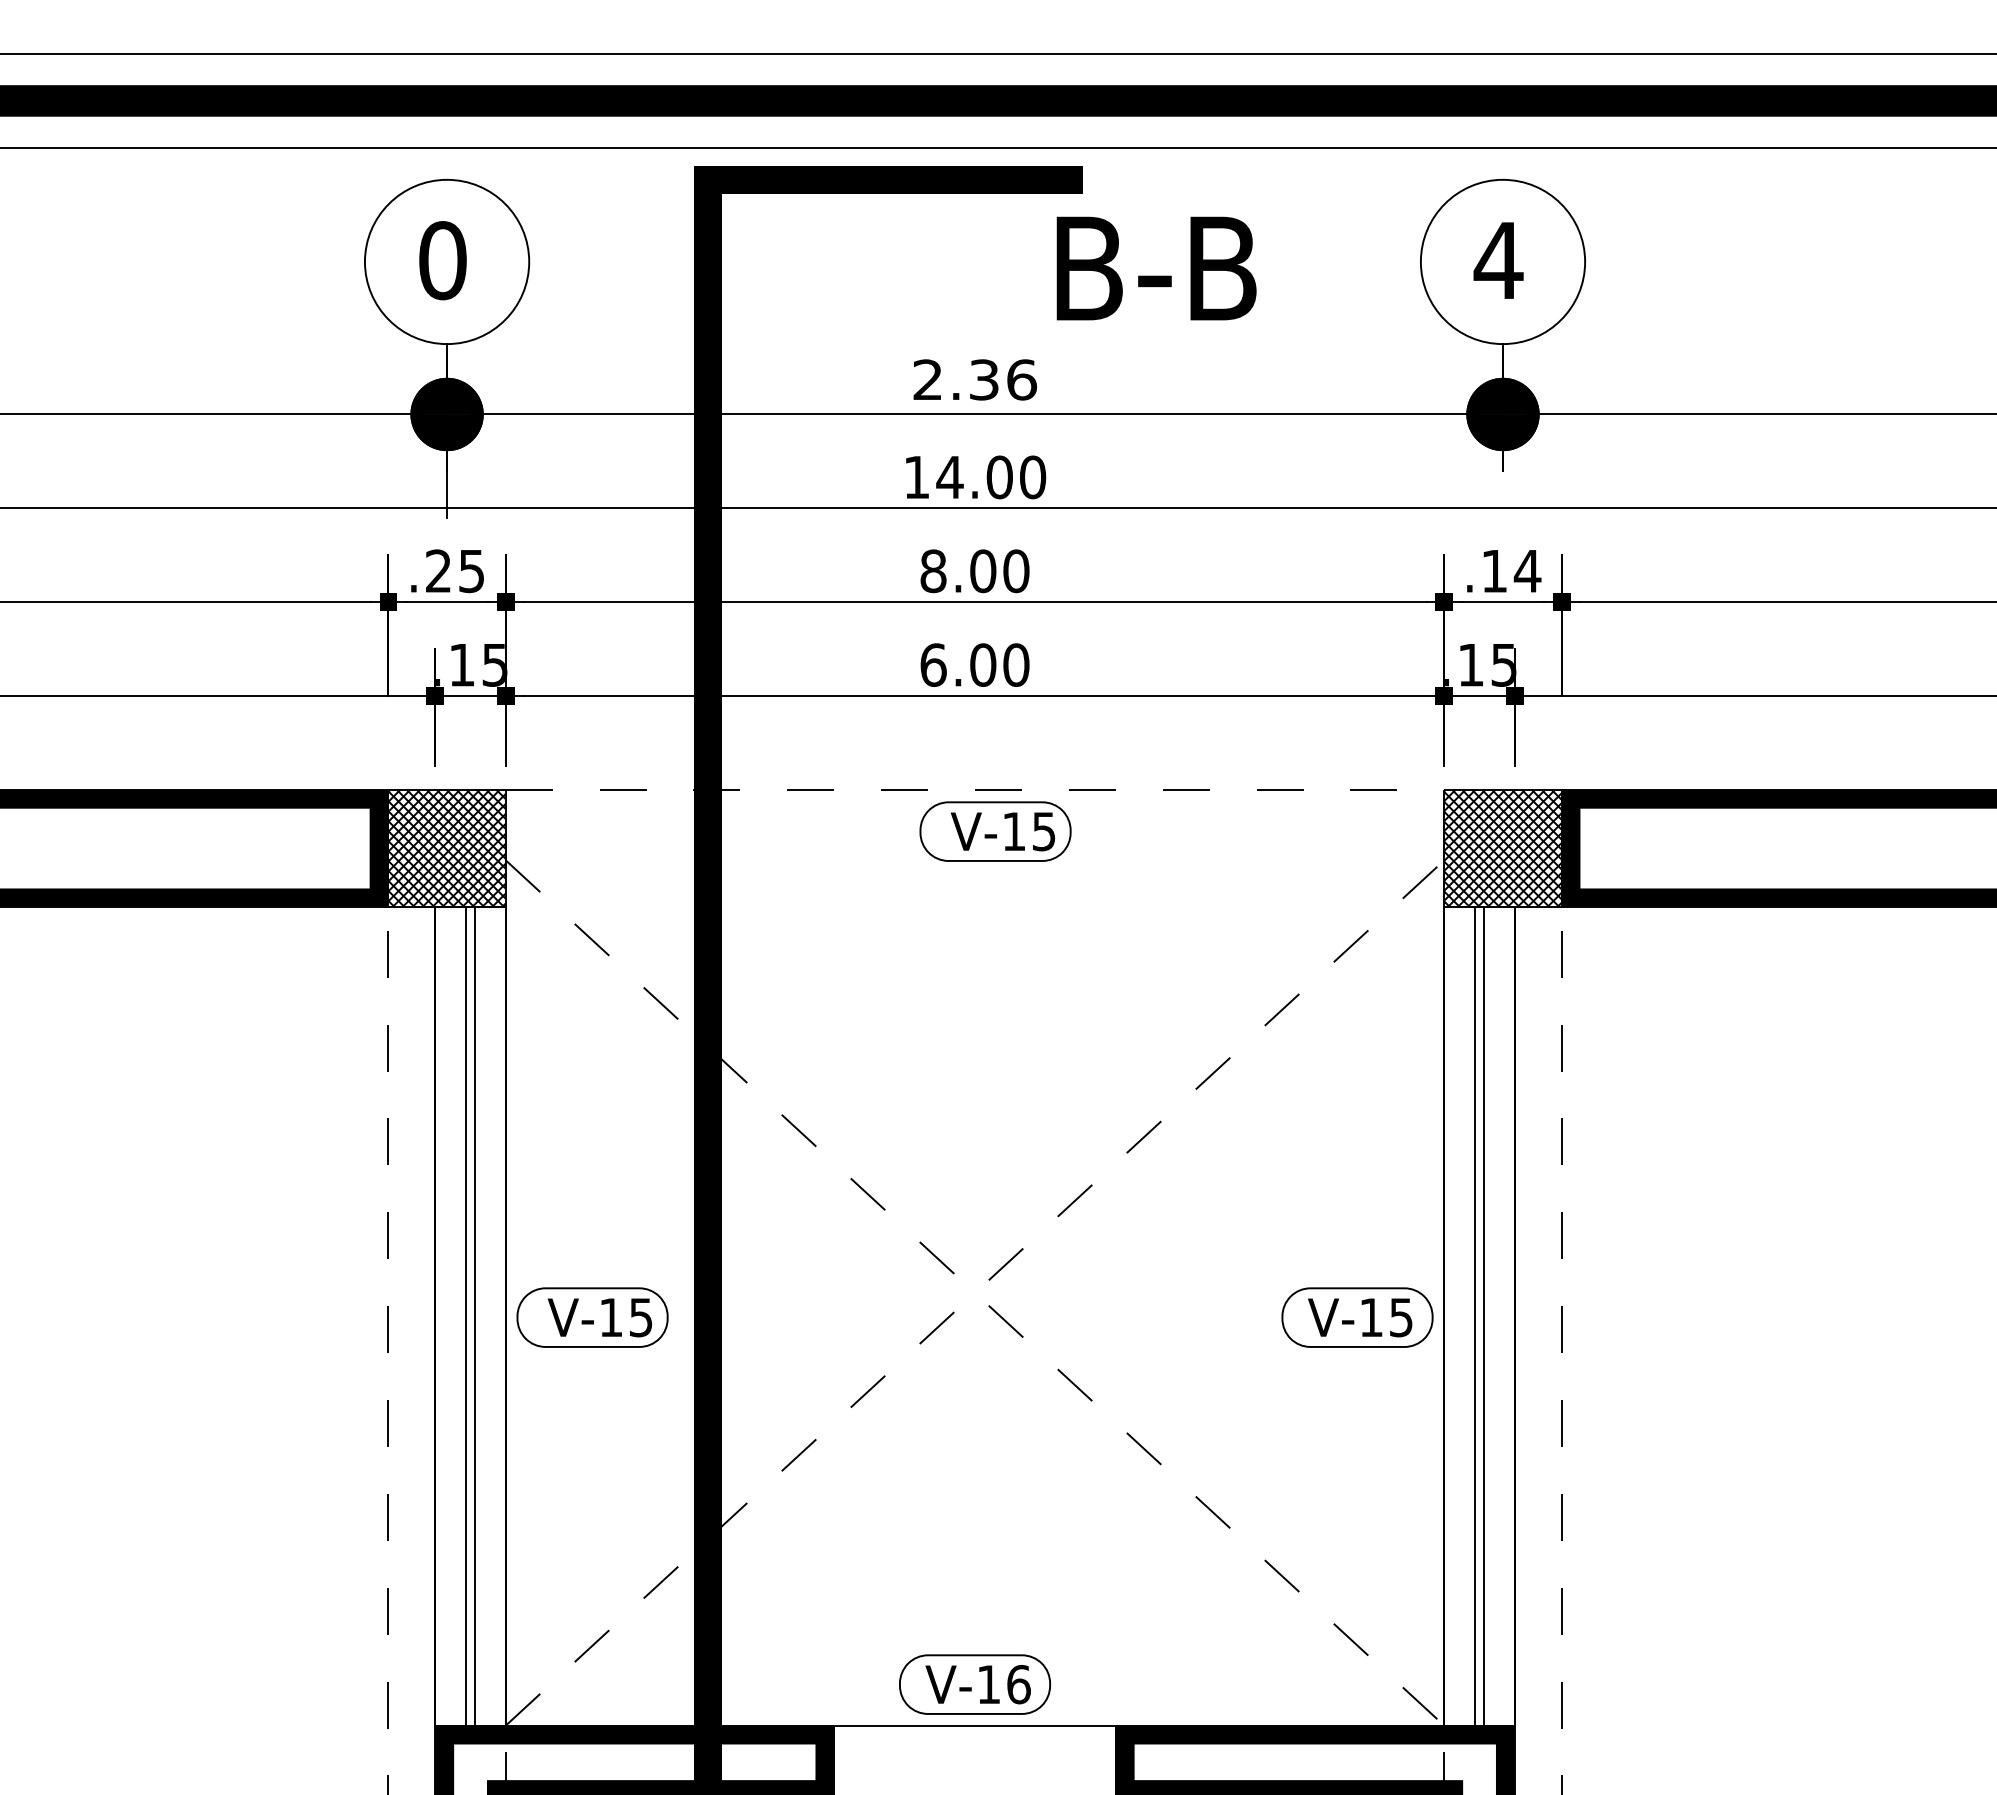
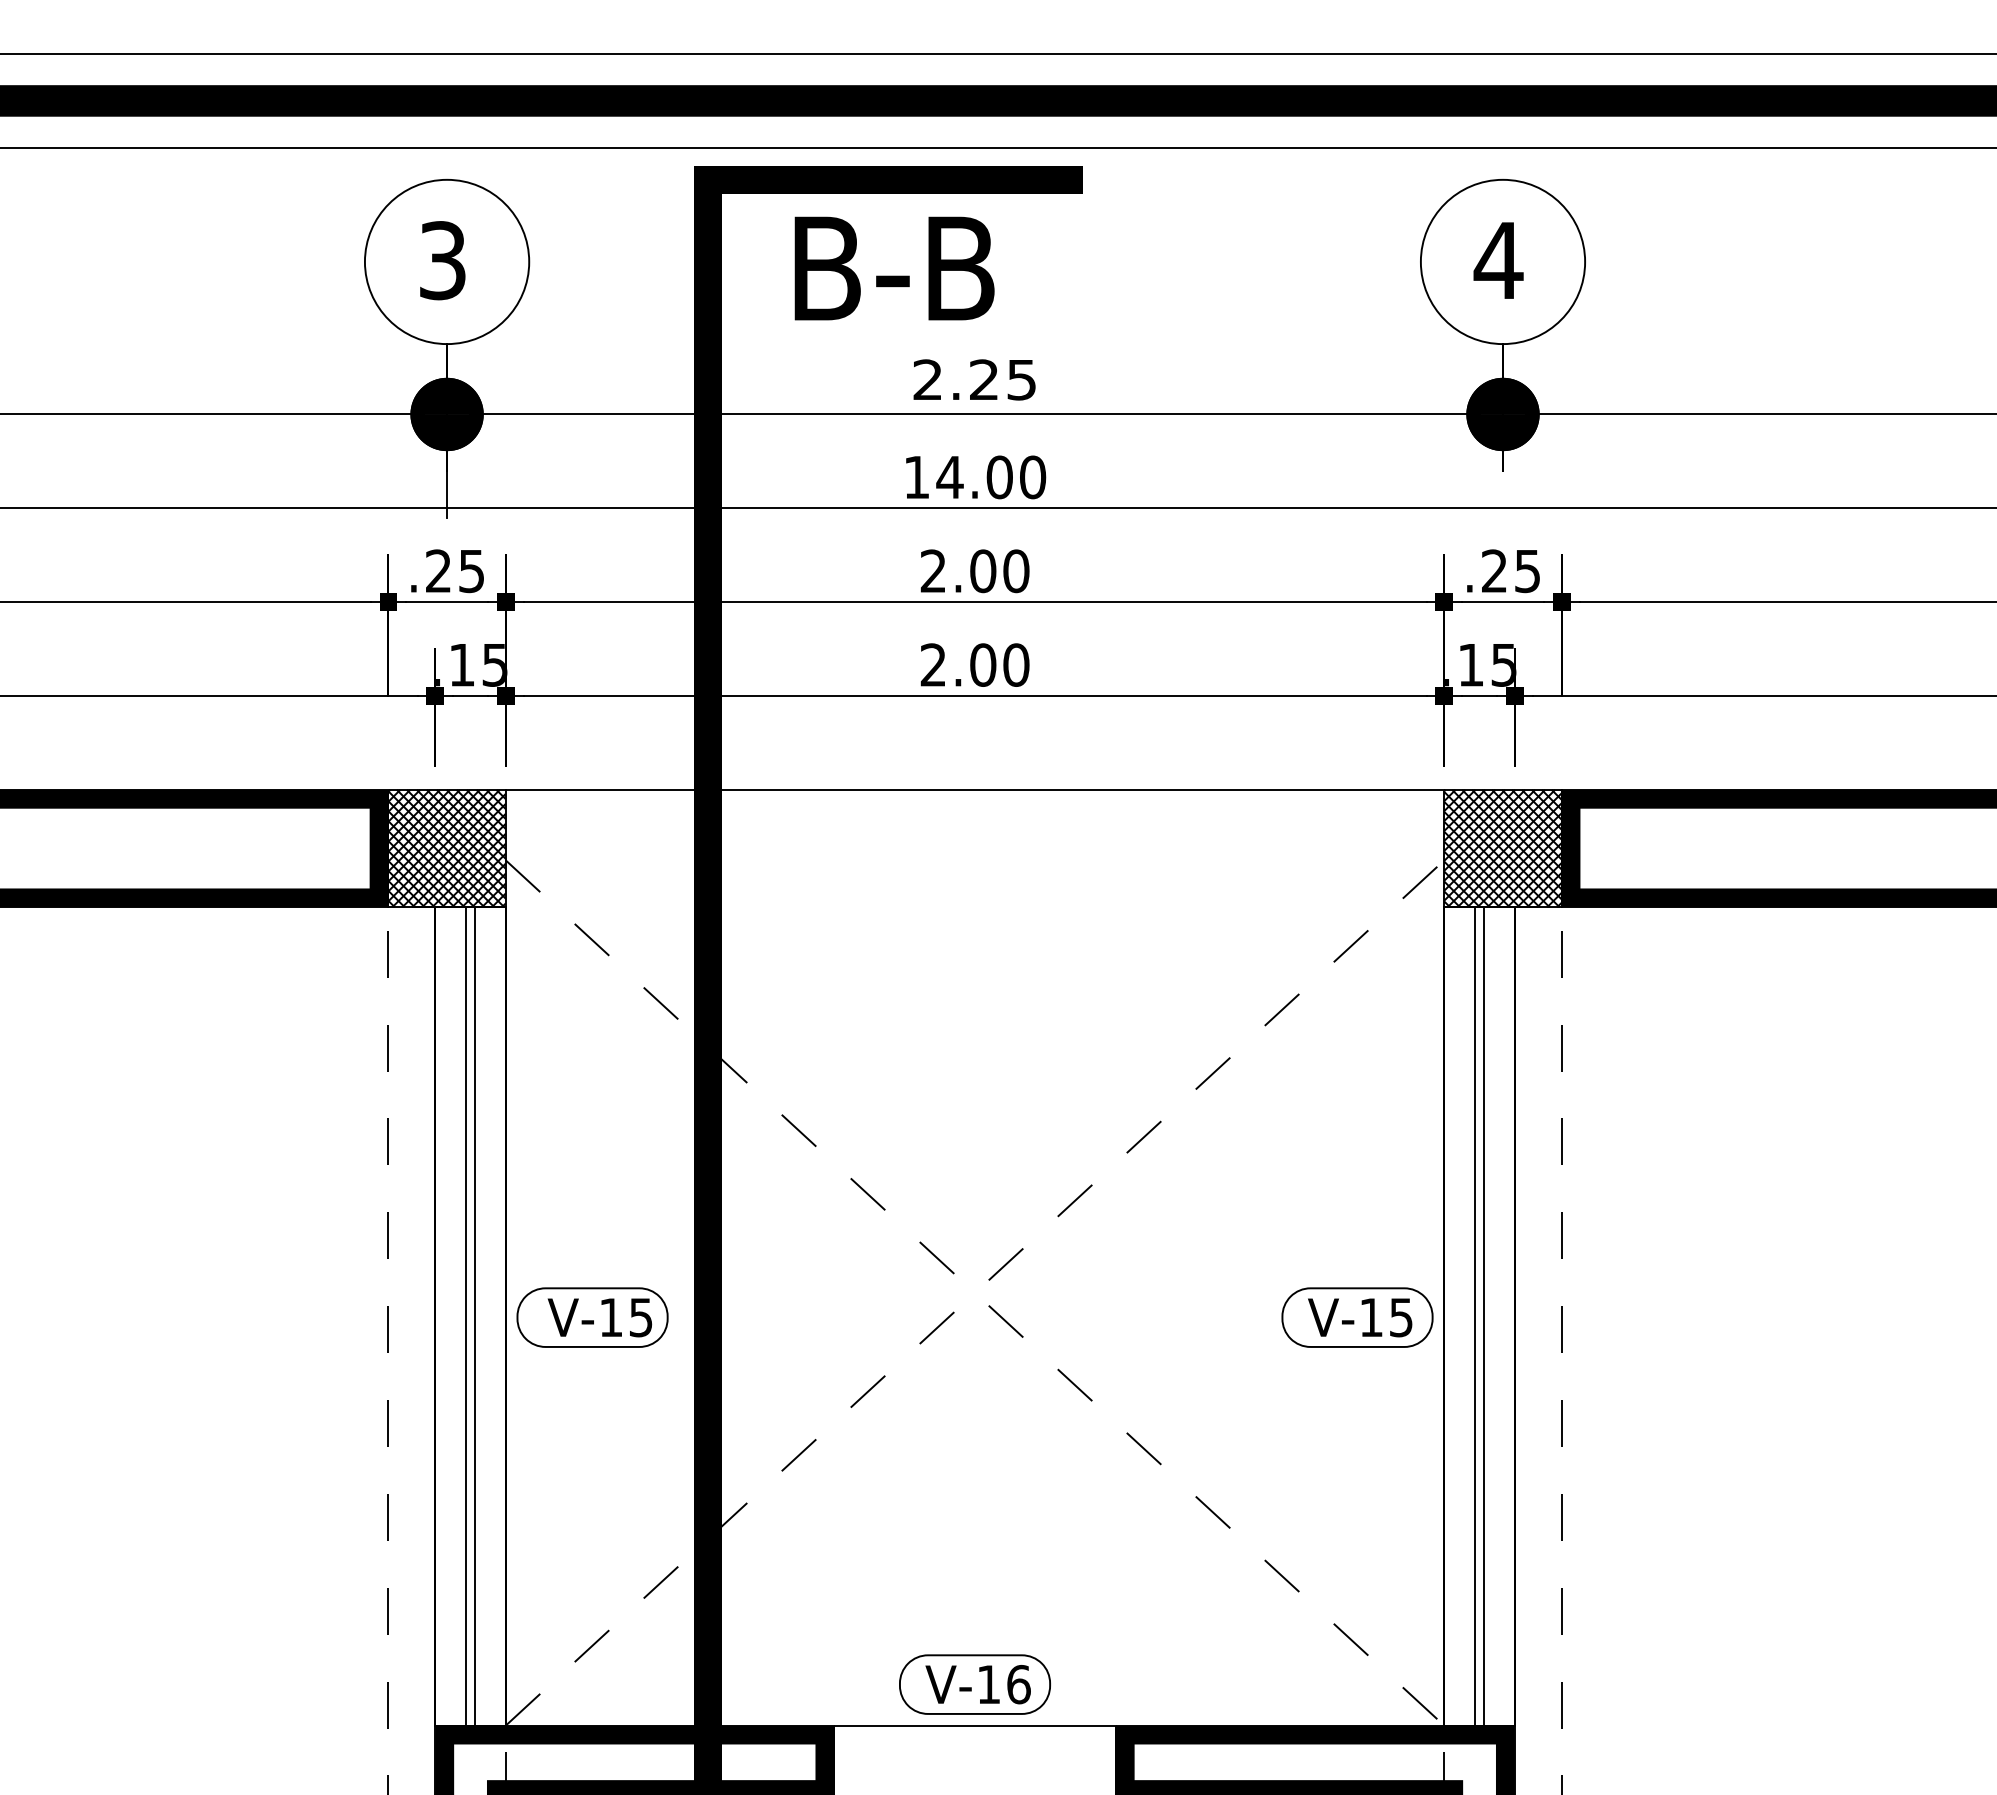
text: 0 -> 3 (442, 260)
text position: (1156, 268) -> (894, 268) (894, 268)
text: 2.36 -> 2.25 (1003, 379)
text: 8.00 -> 2.00 (933, 571)
text: .14 -> .25 (1511, 571)
text: 6.00 -> 2.00 (933, 664)
line: dashed -> solid (975, 789)
part: present -> none (995, 831)
